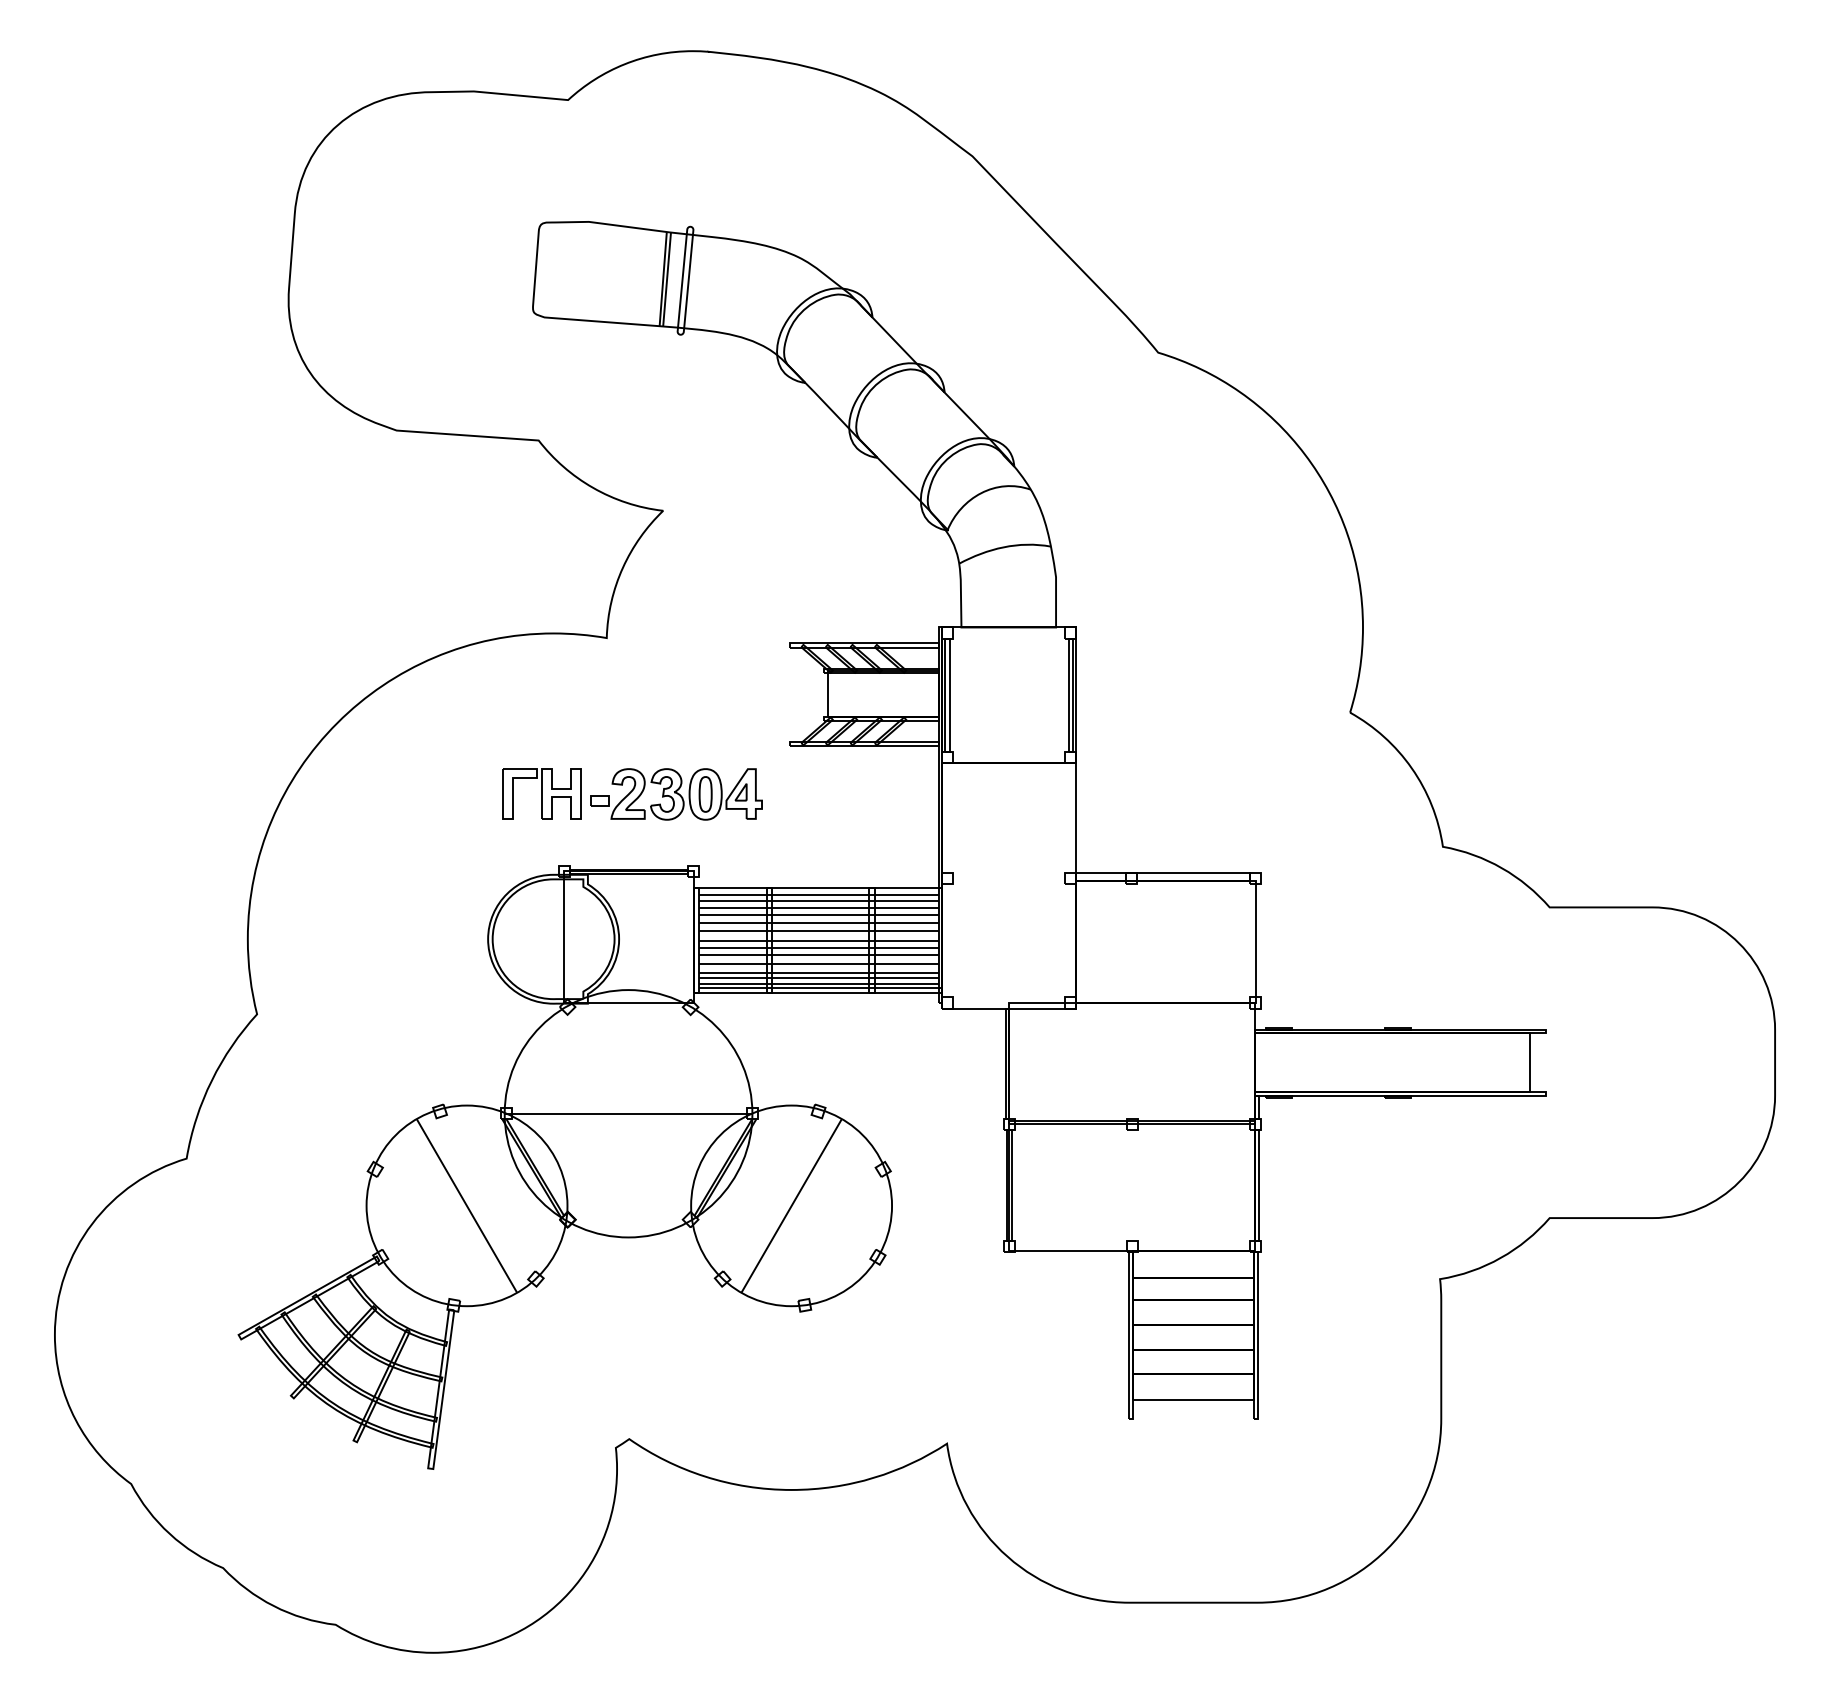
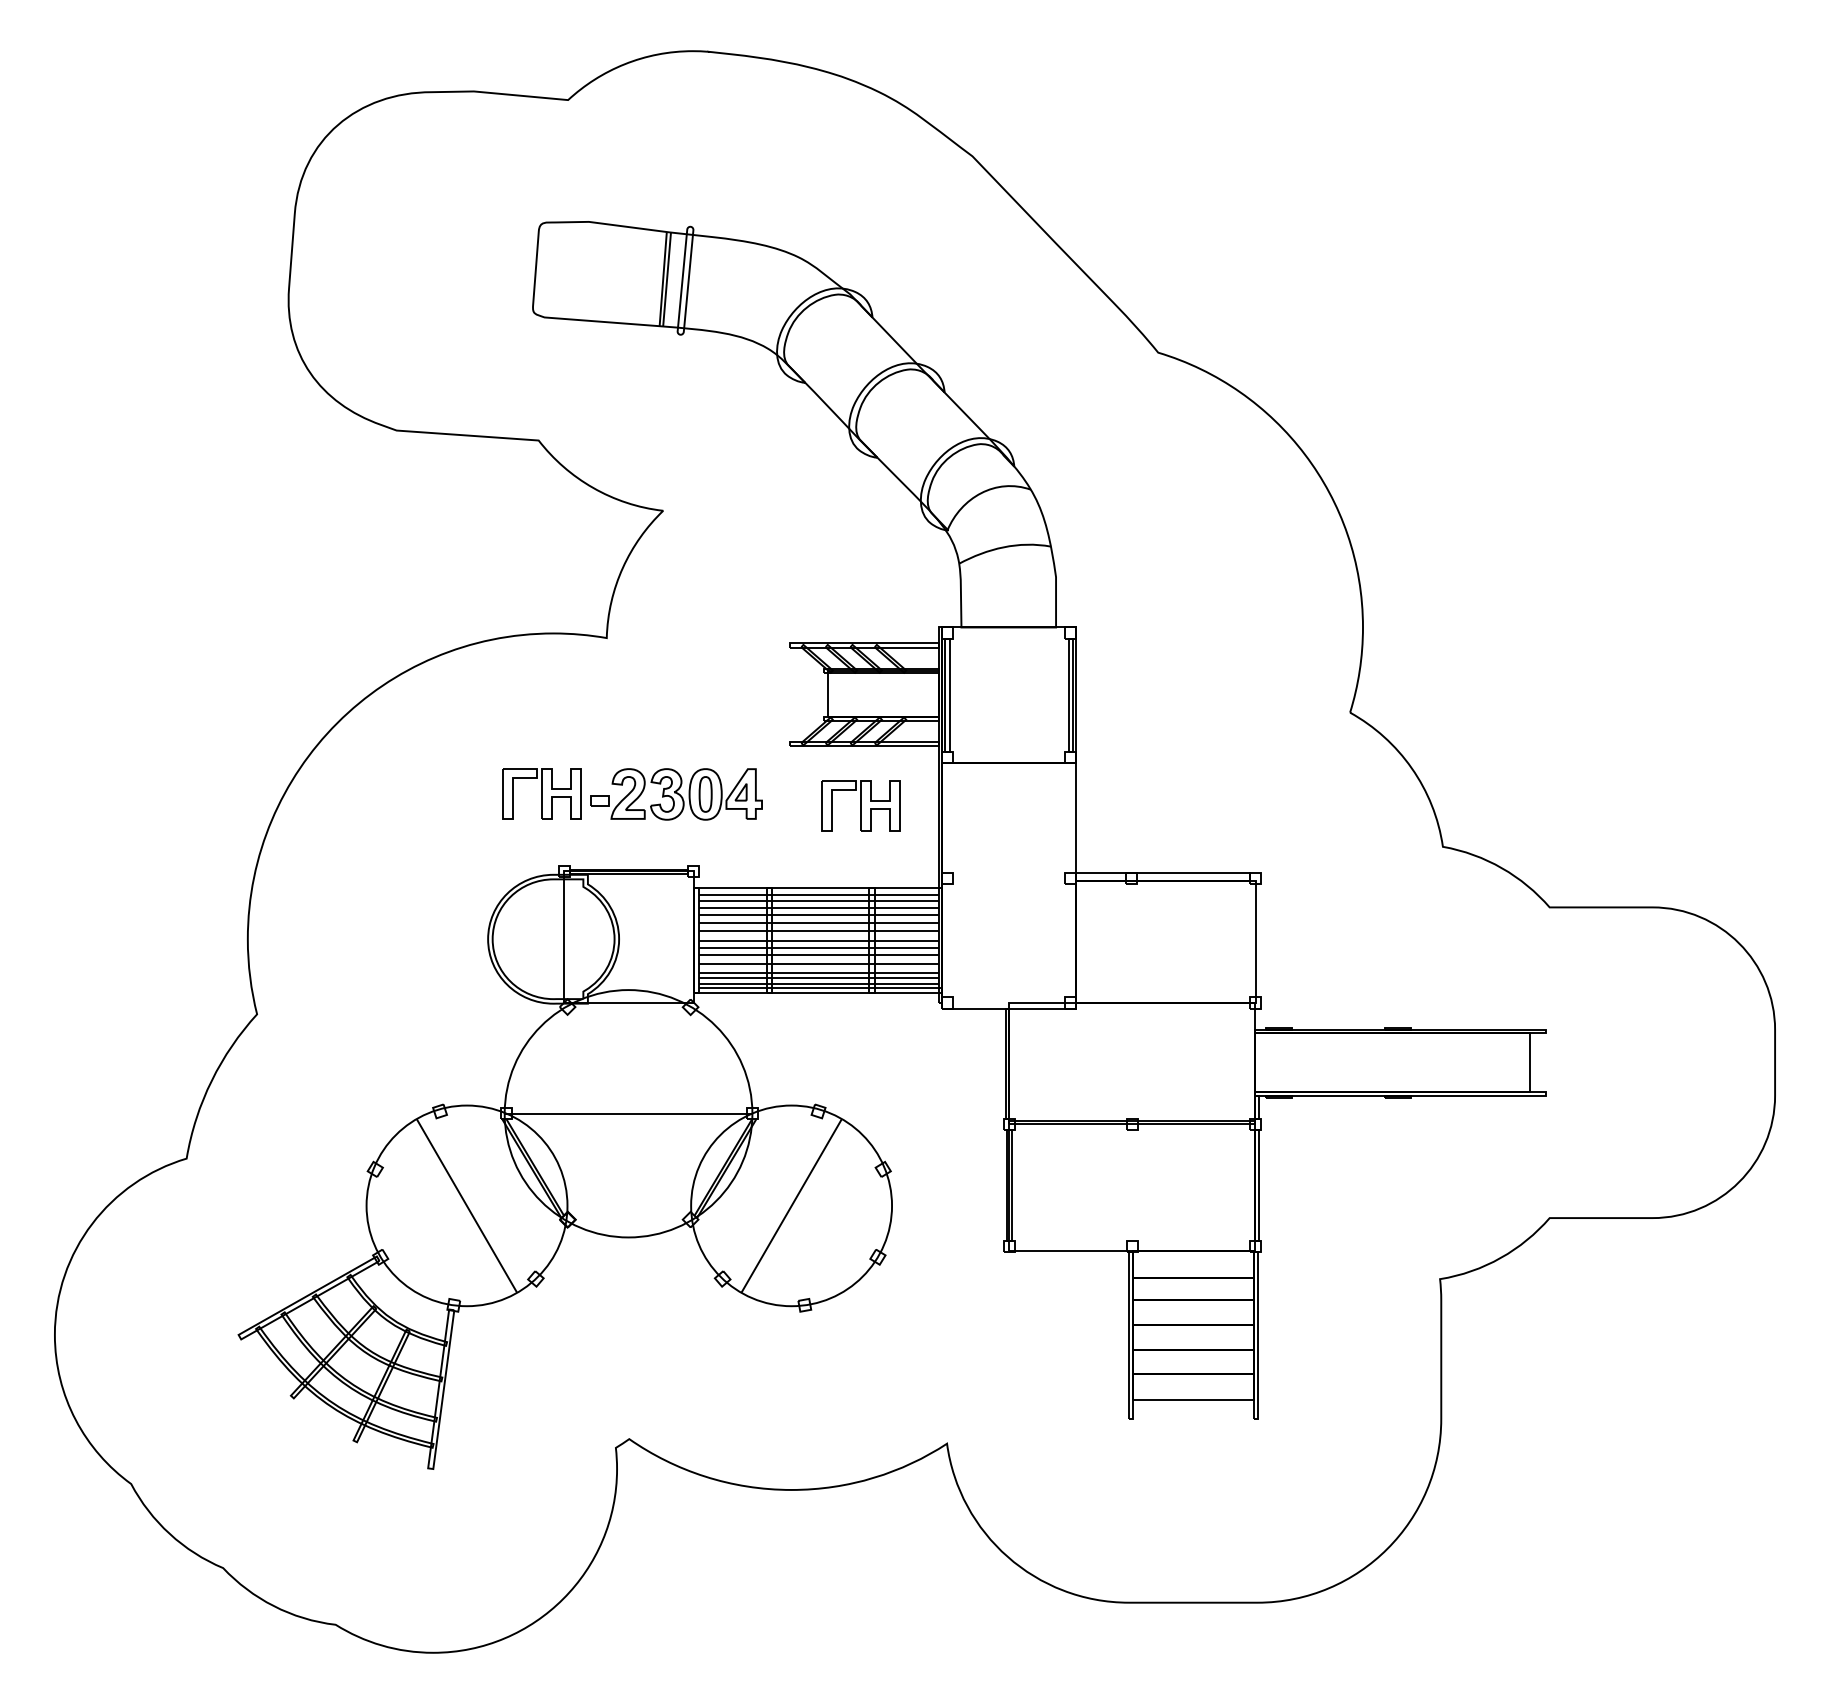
part: none -> present (860, 805)
